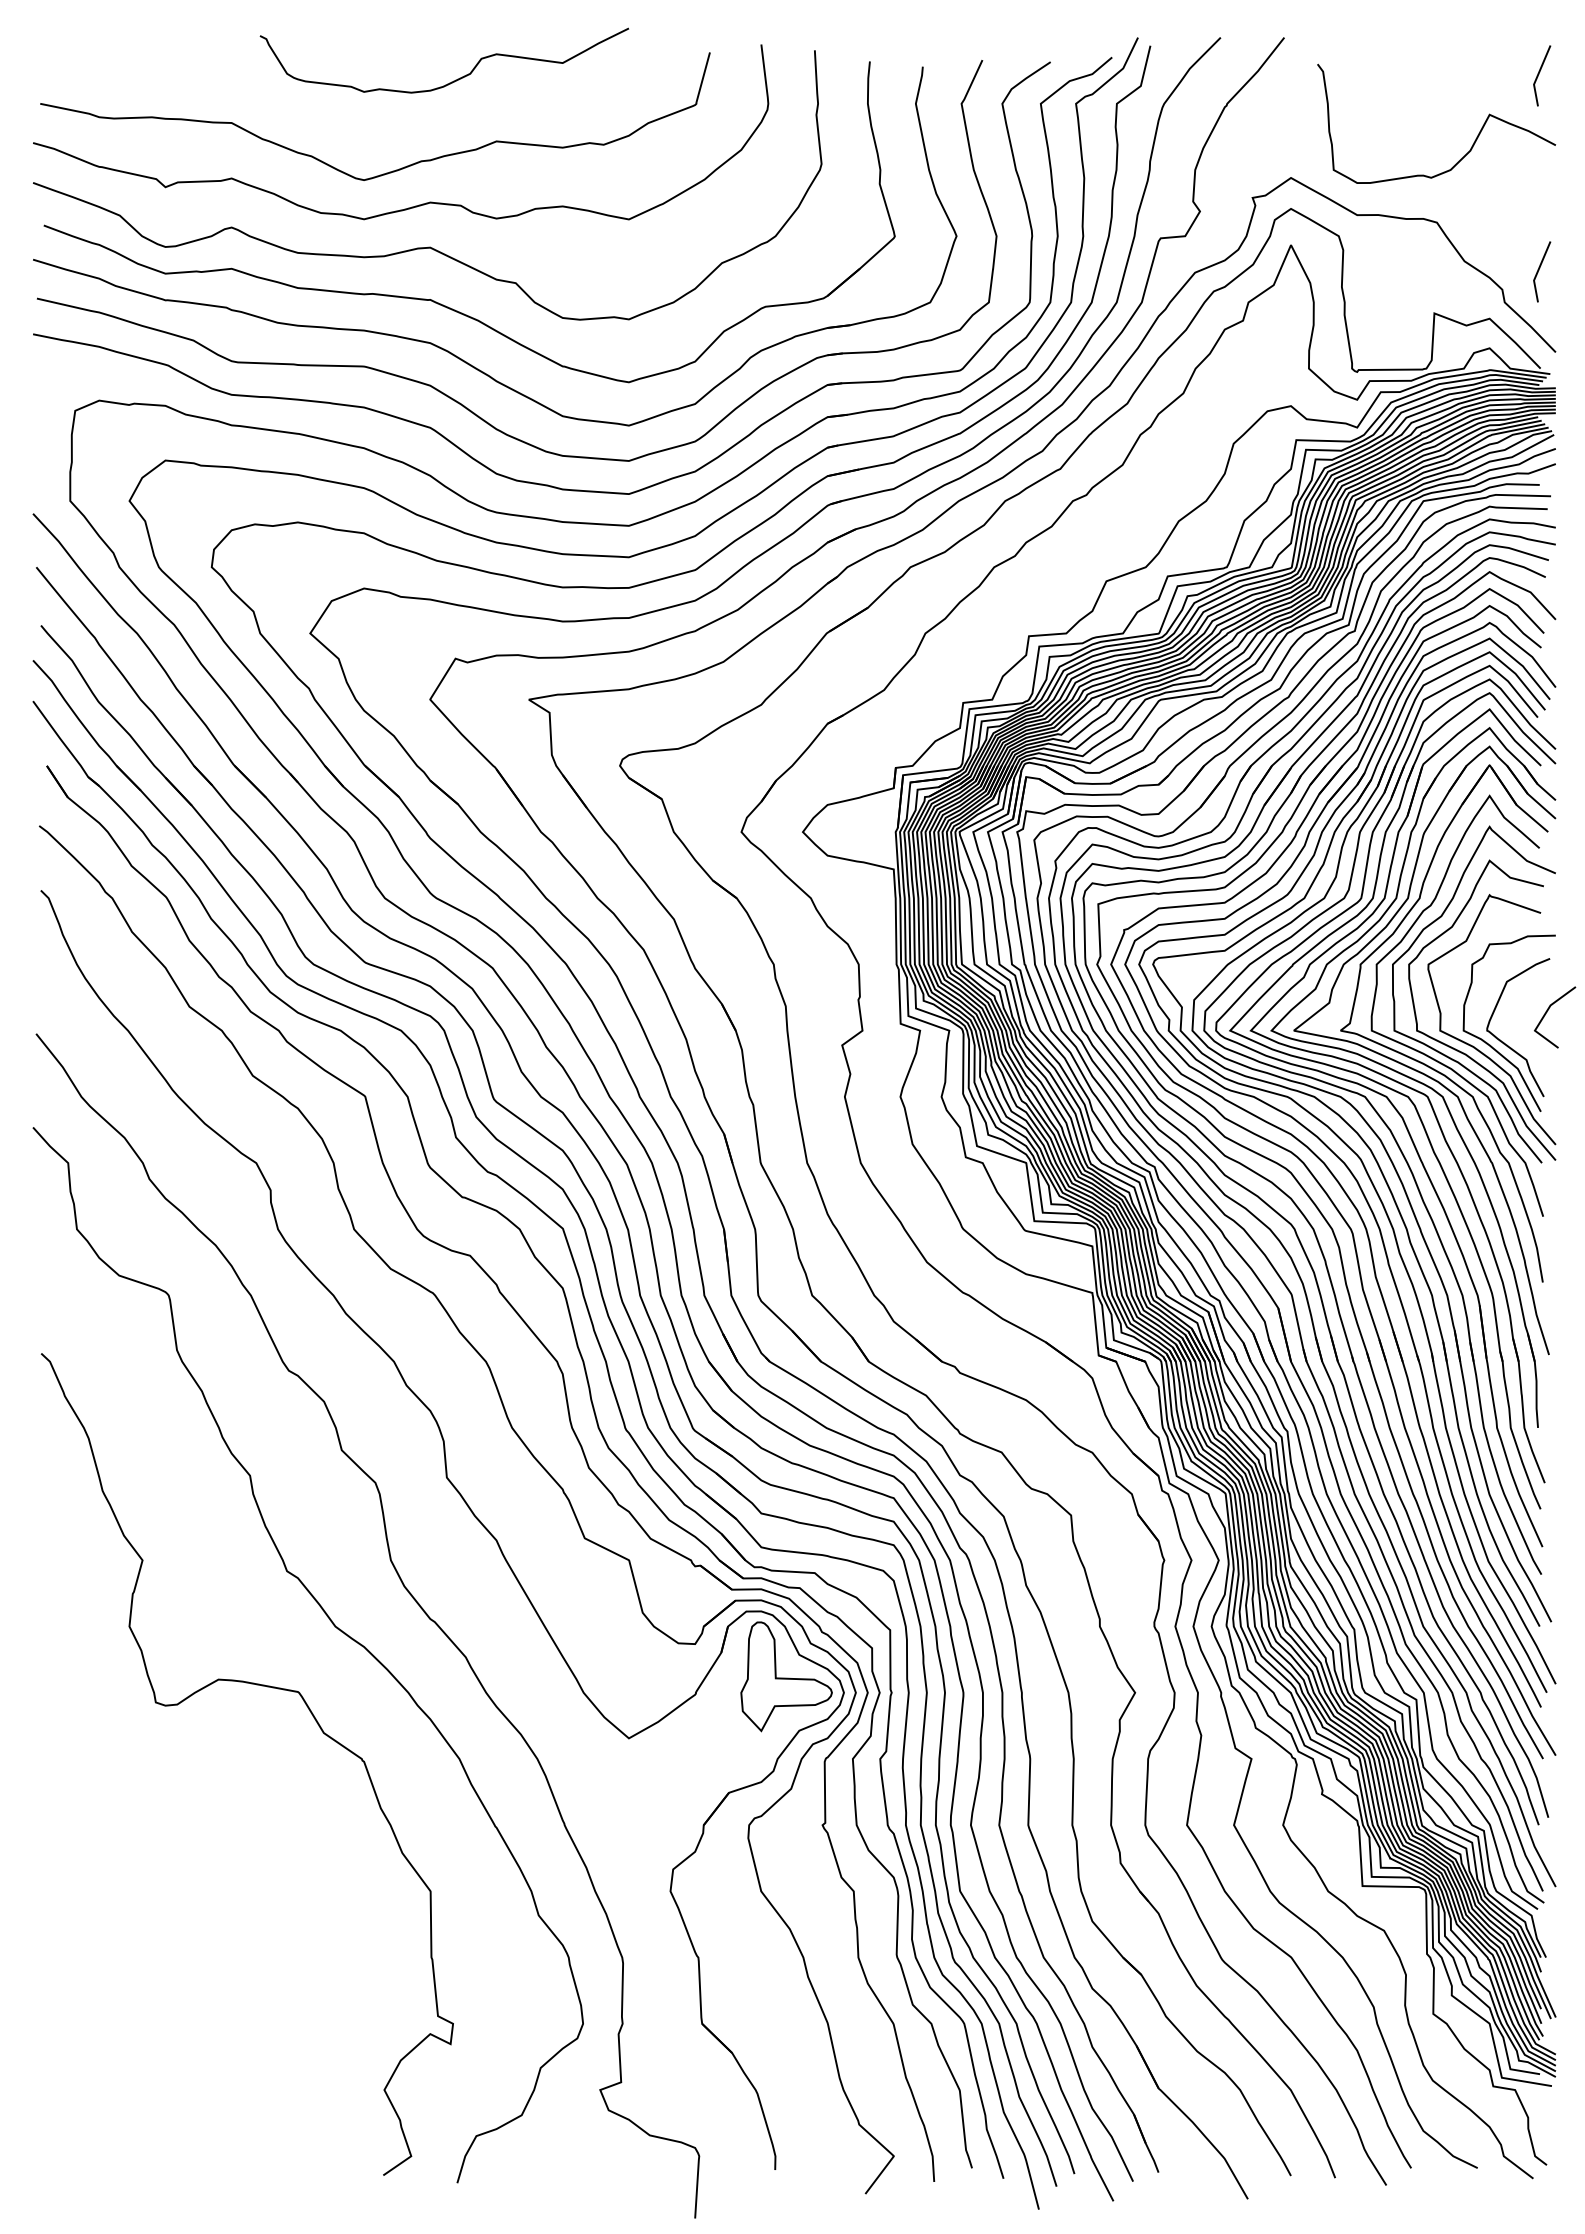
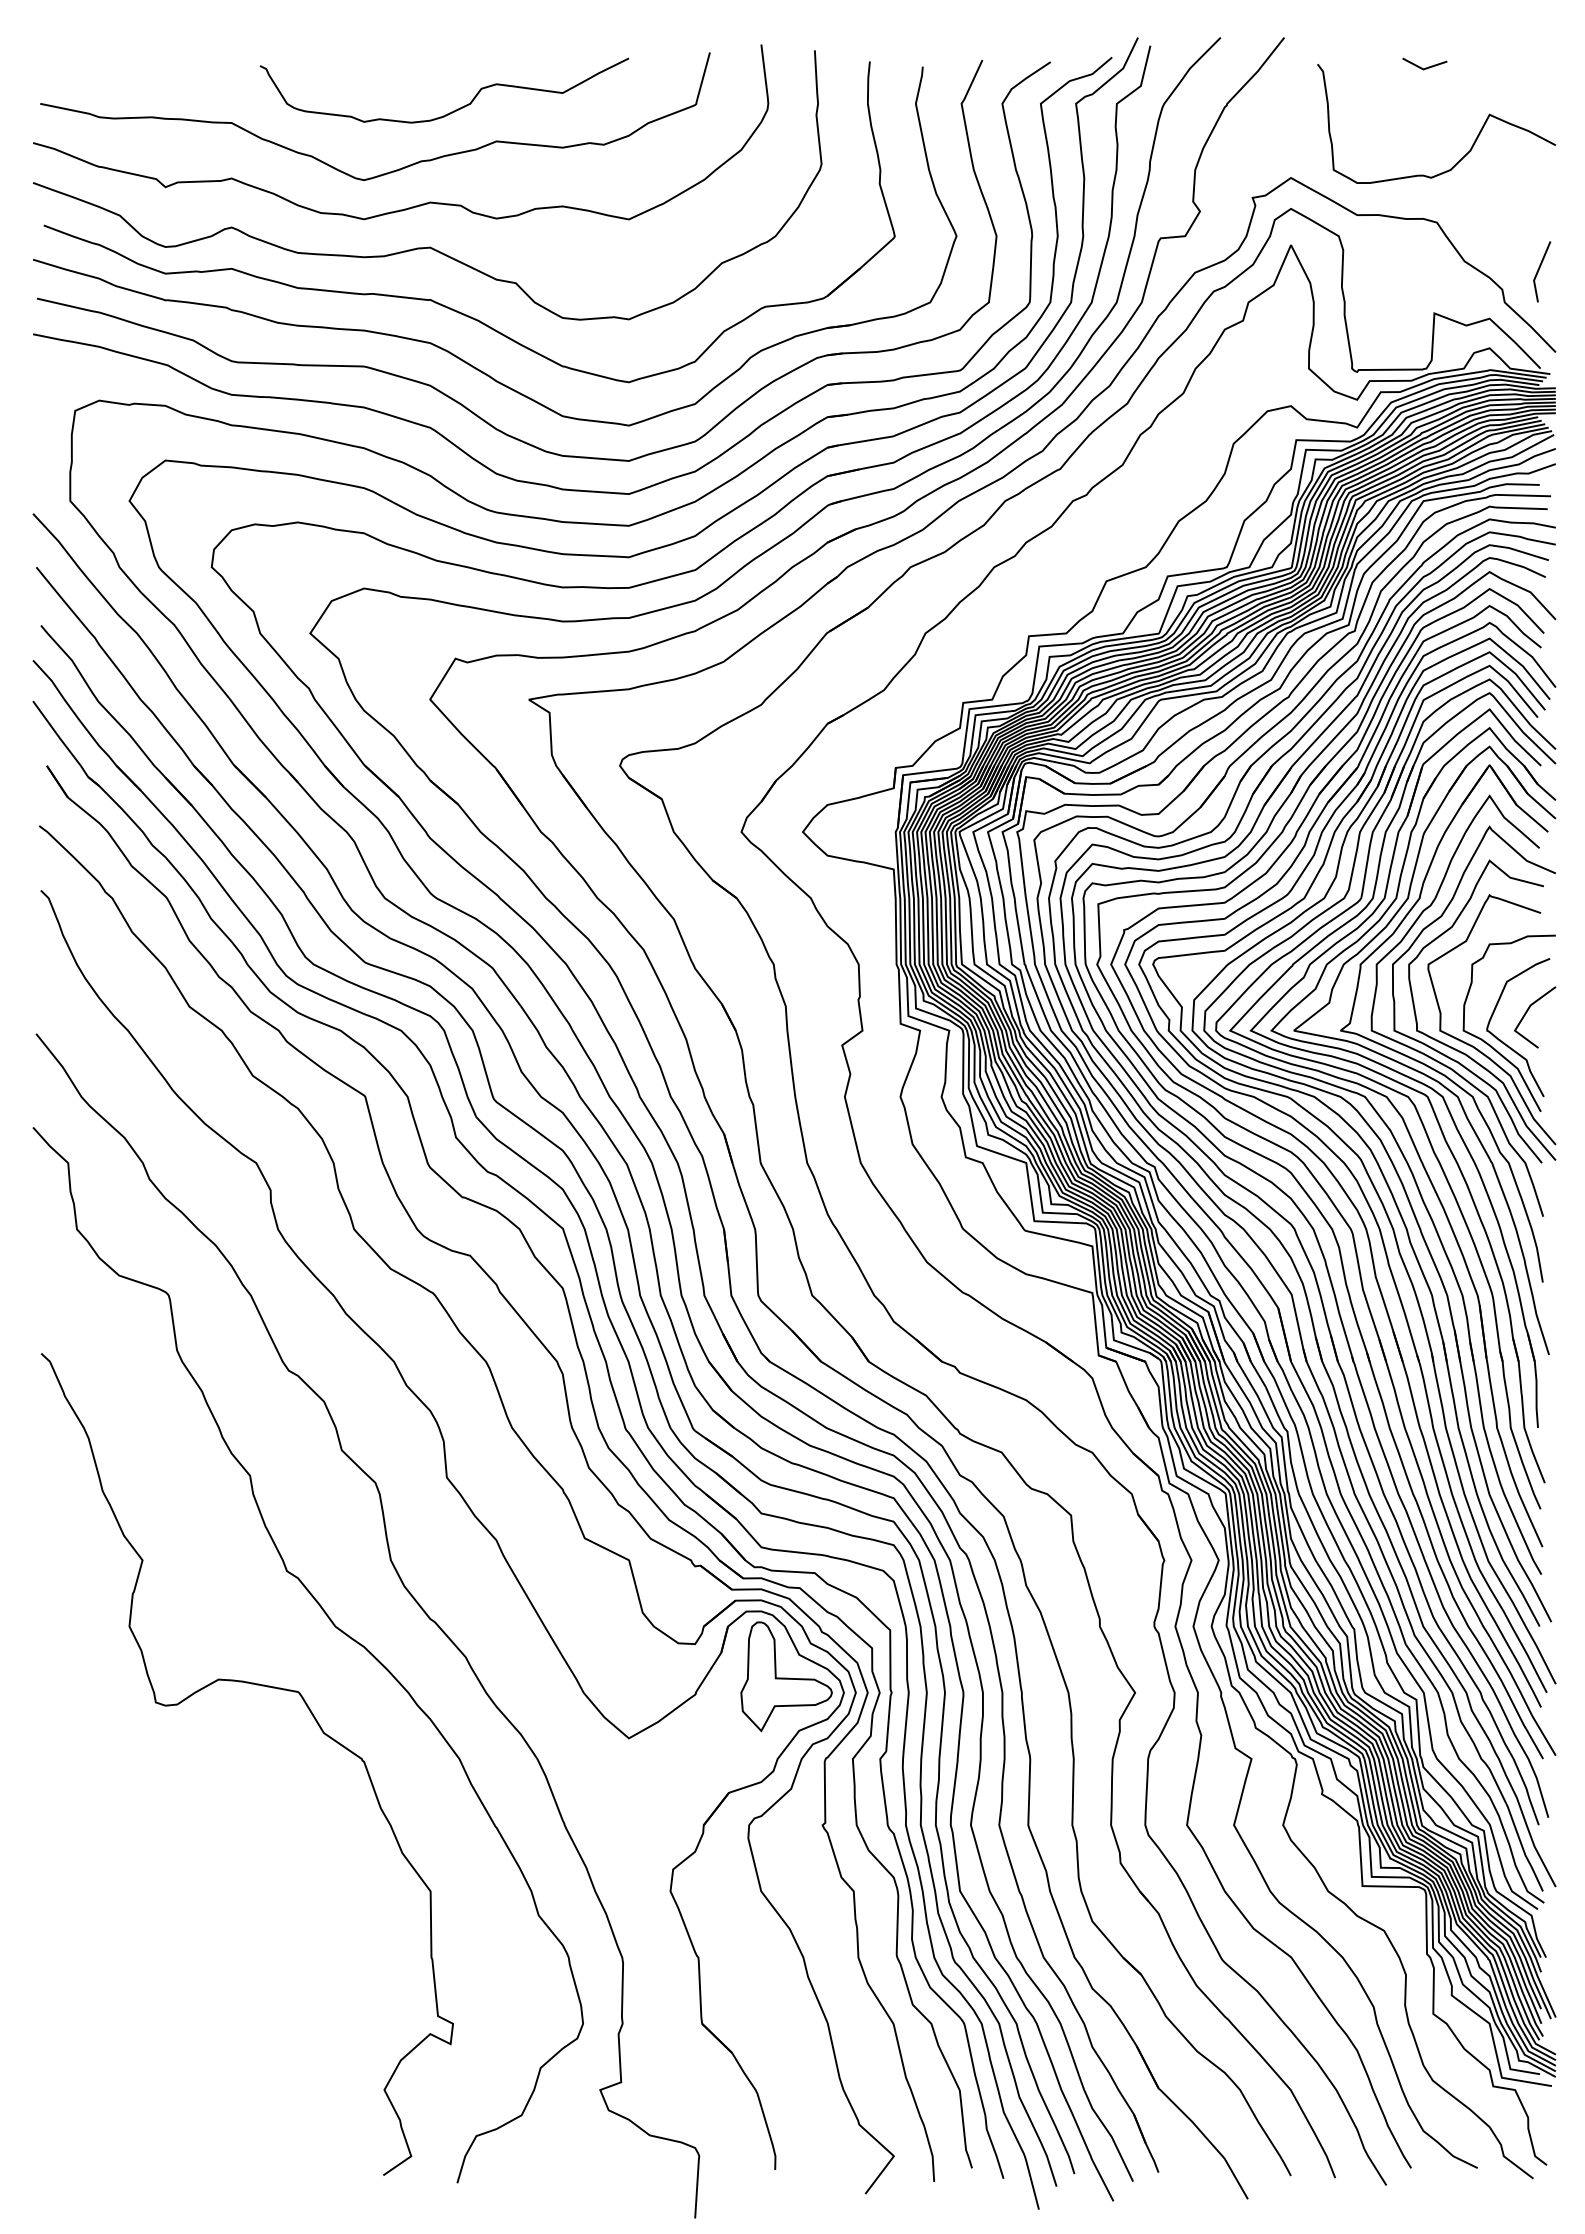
line: none -> present (1425, 67)
line: present -> none (1539, 74)
curve position: (453, 80) -> (453, 110) (453, 110)
line position: (1547, 1012) -> (1527, 1012) (1527, 1012)
